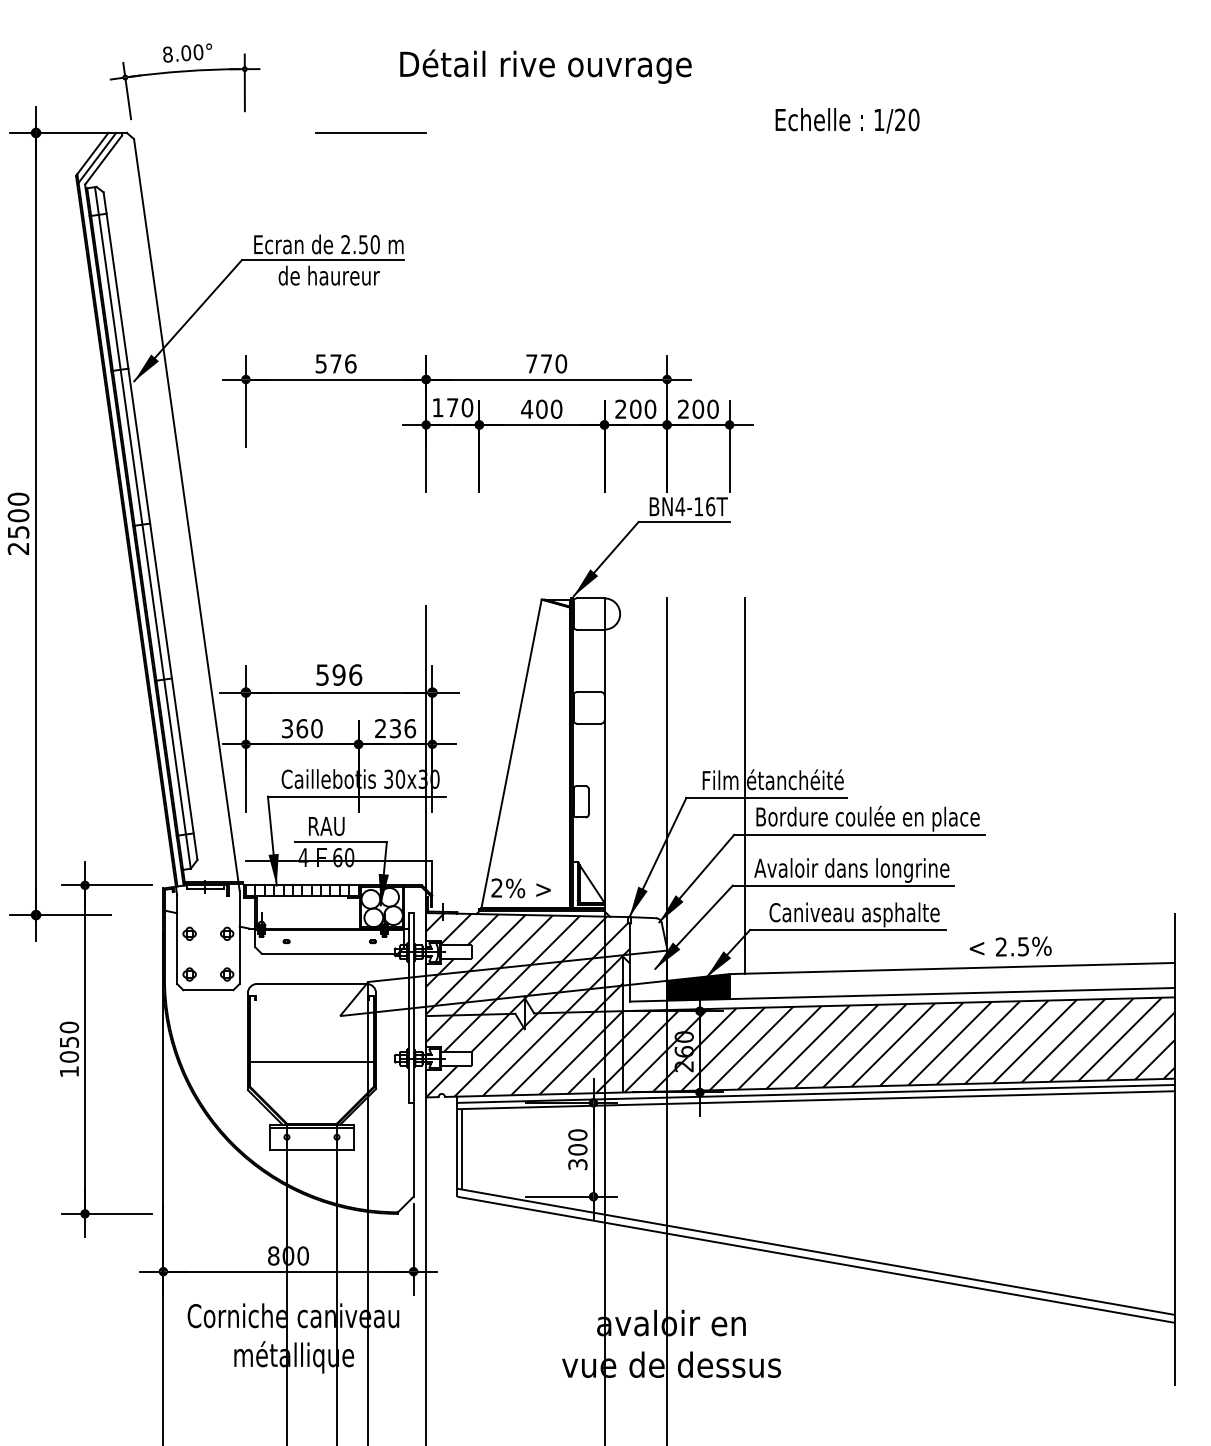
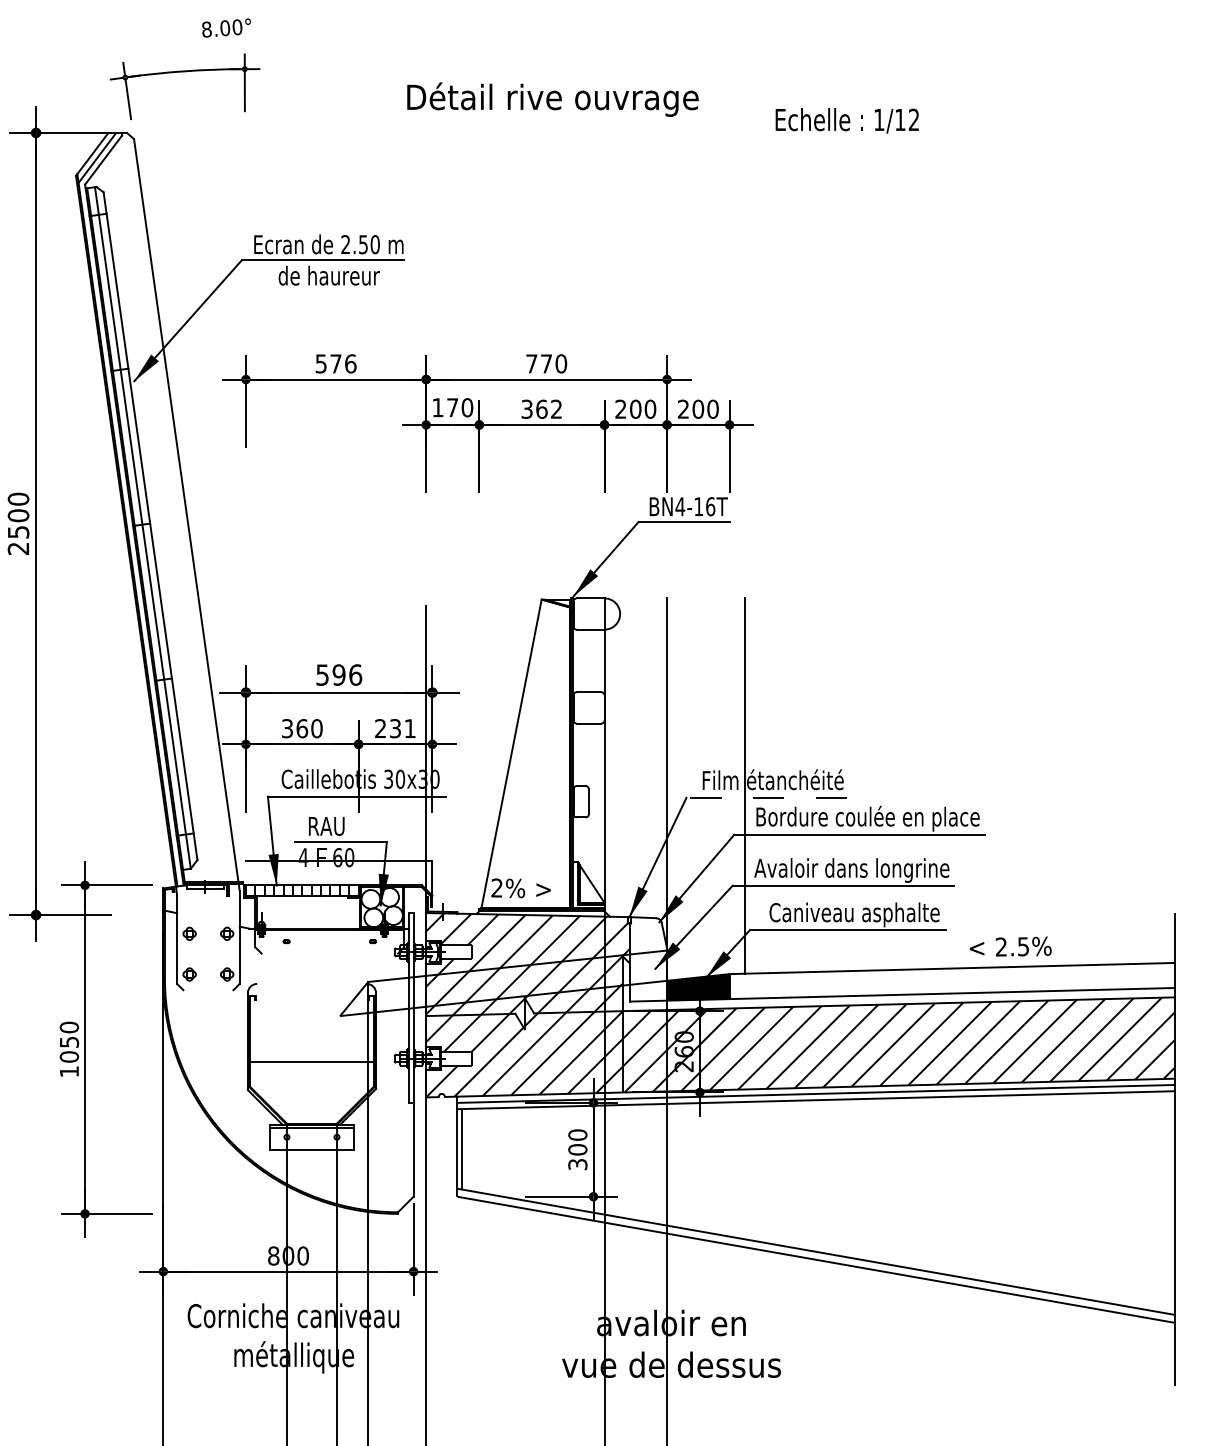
text position: (187, 52) -> (226, 27) (226, 27)
text position: (545, 66) -> (552, 99) (552, 99)
text: 1/20 -> 1/12 (907, 119)
line: present -> none (370, 132)
text: 400 -> 362 (541, 408)
text: 236 -> 231 (410, 728)
line: solid -> dashed (766, 797)
line: present -> none (329, 953)
line: present -> none (311, 983)
line: present -> none (208, 990)
